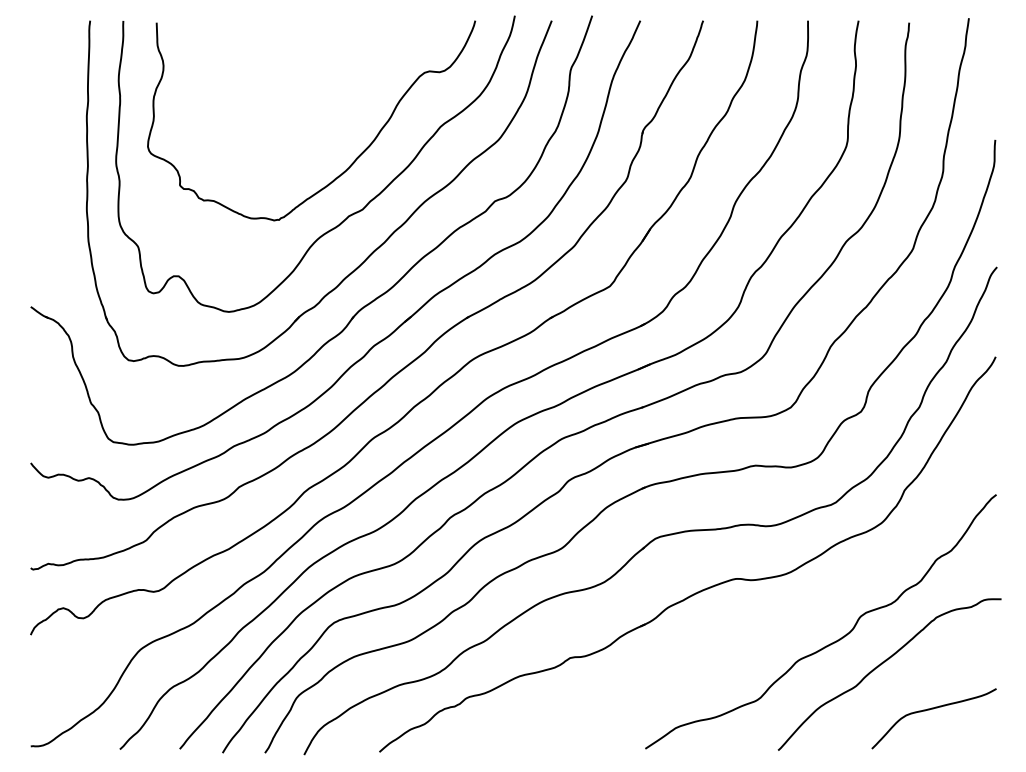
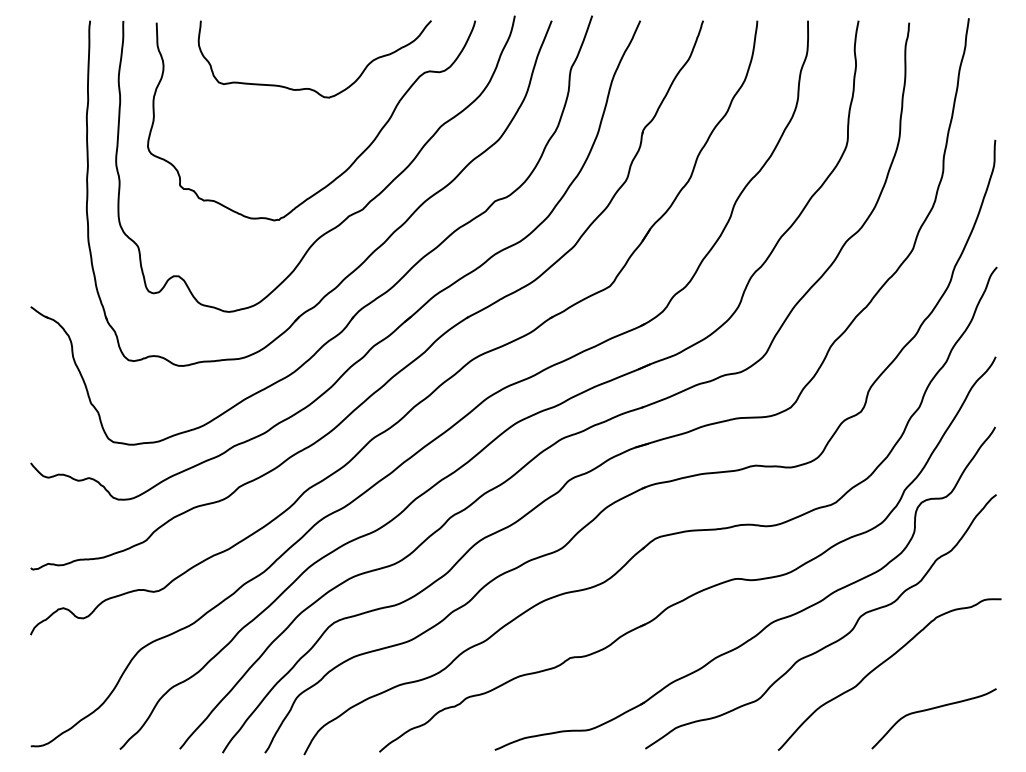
curve: none -> present (311, 88)
part: none -> present (767, 624)
